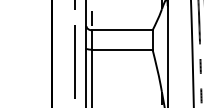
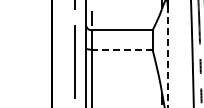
line: solid -> dashed (121, 49)
line: solid -> dashed (167, 56)
